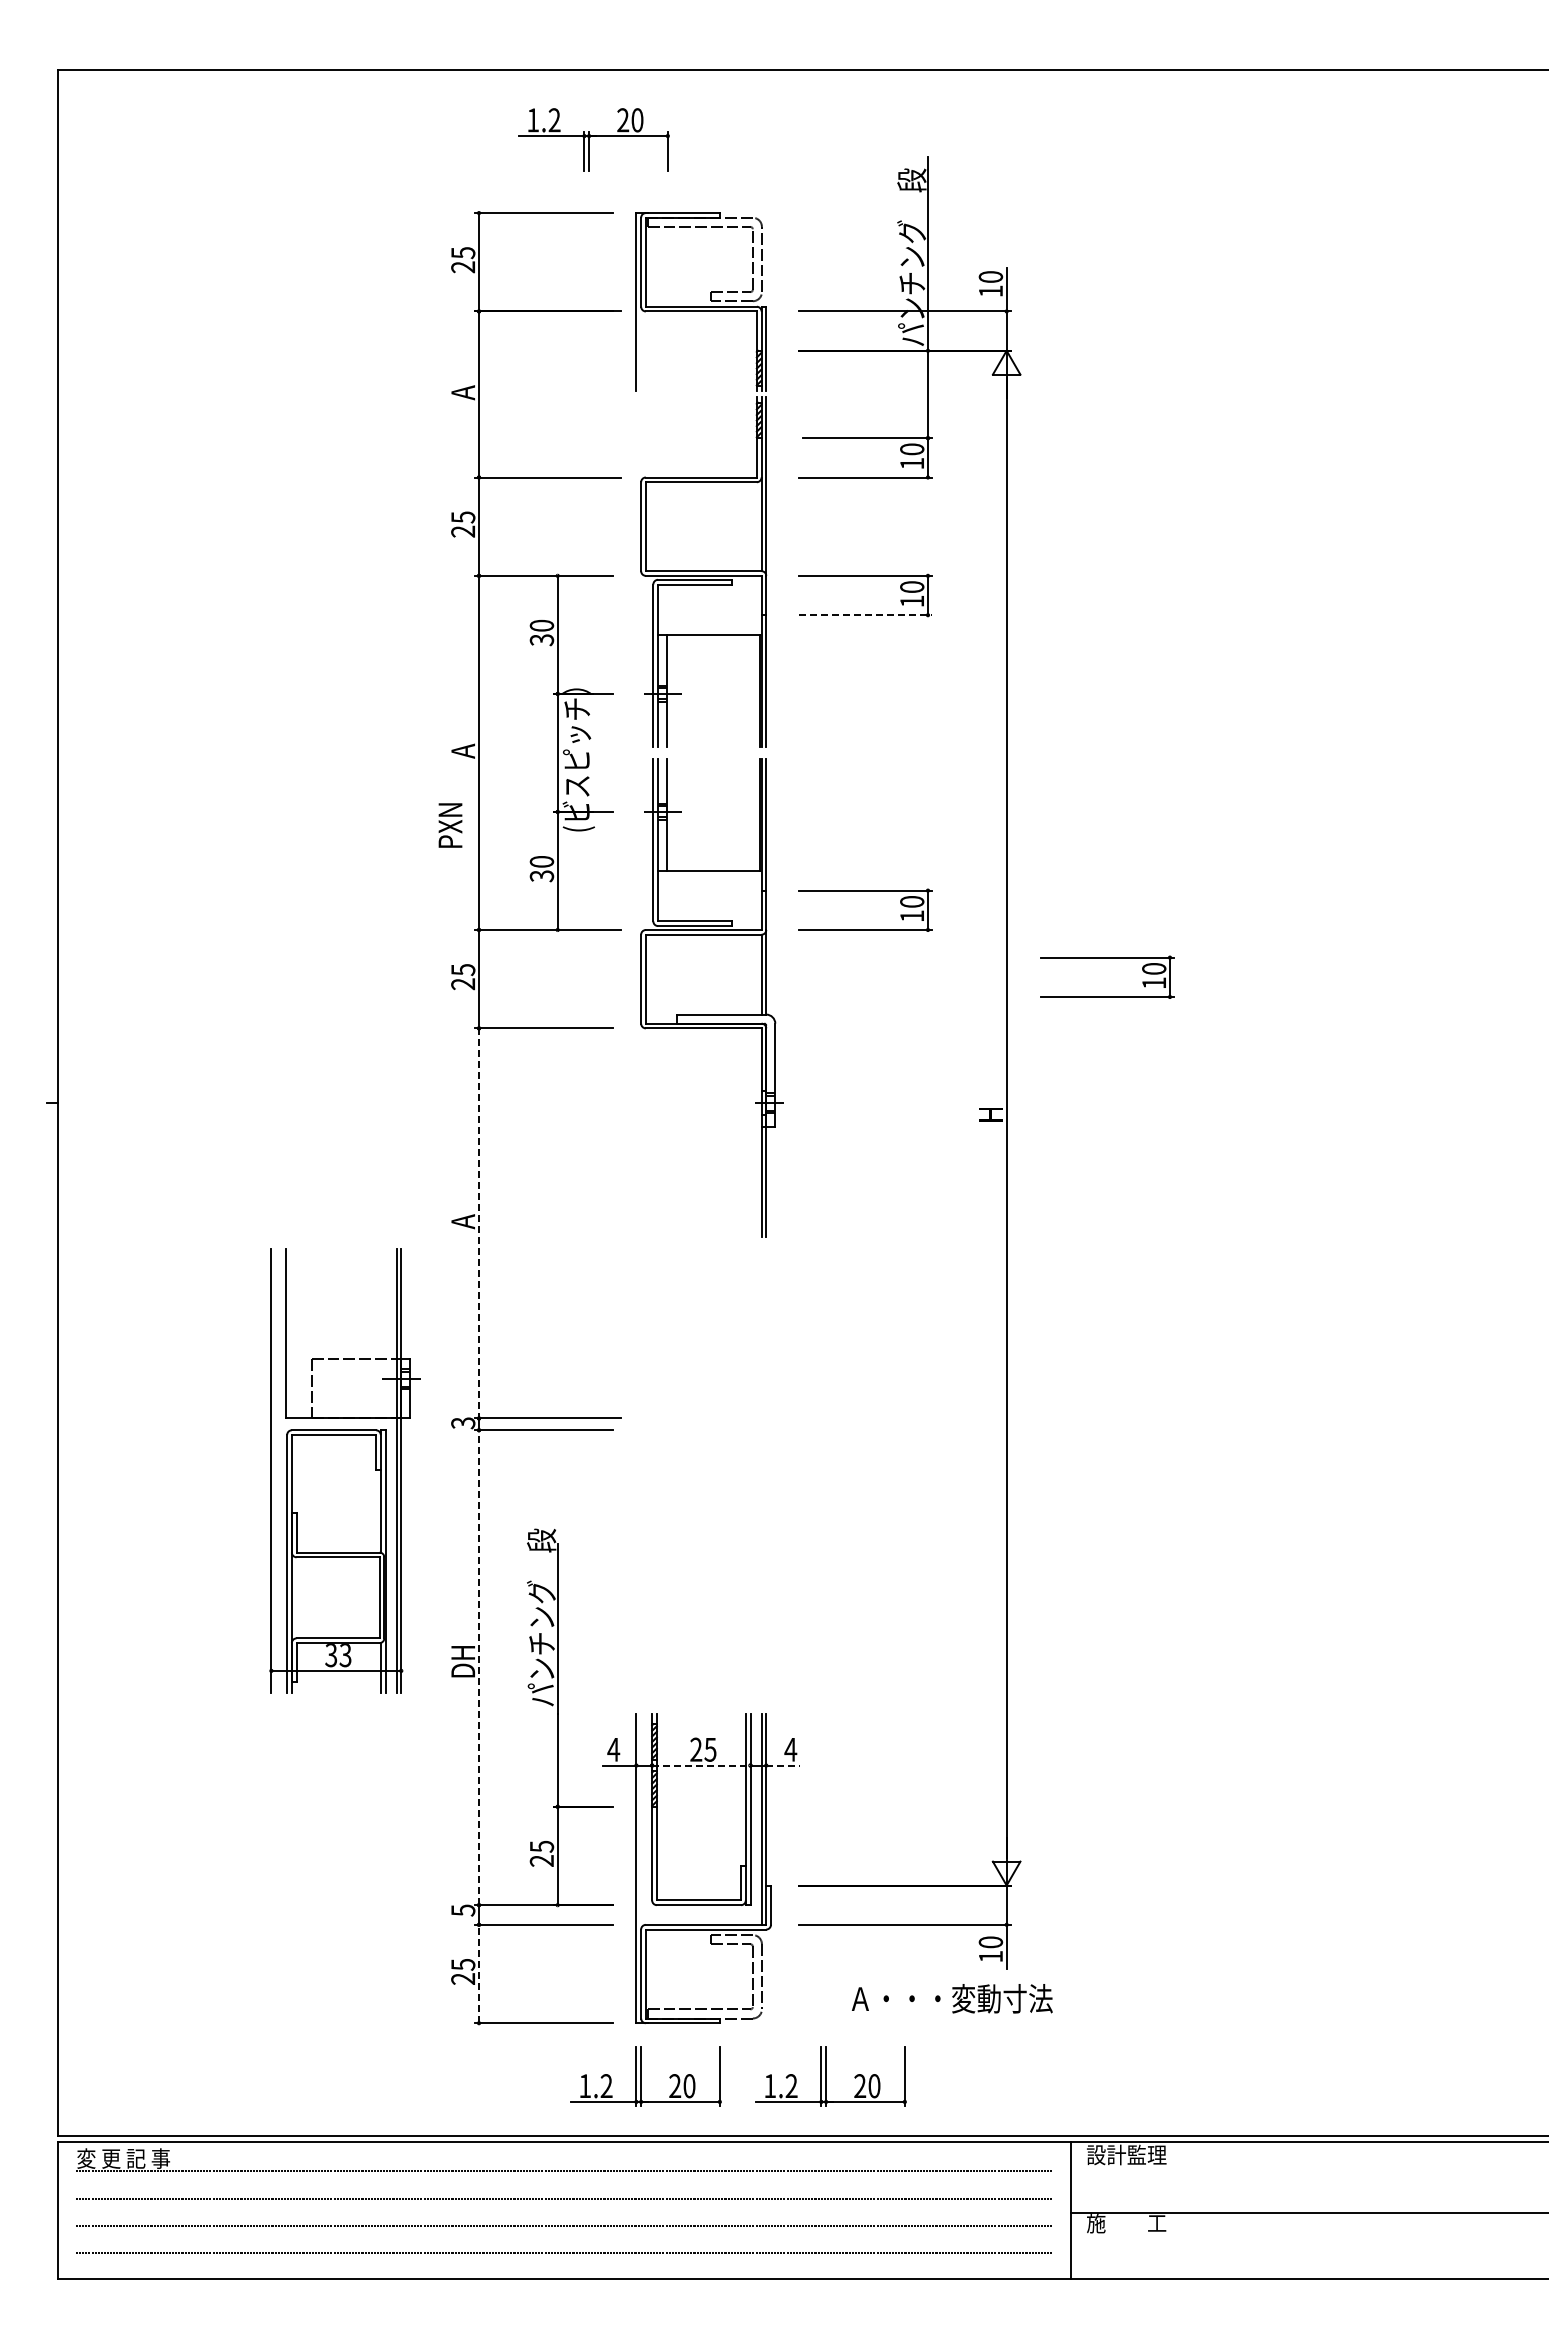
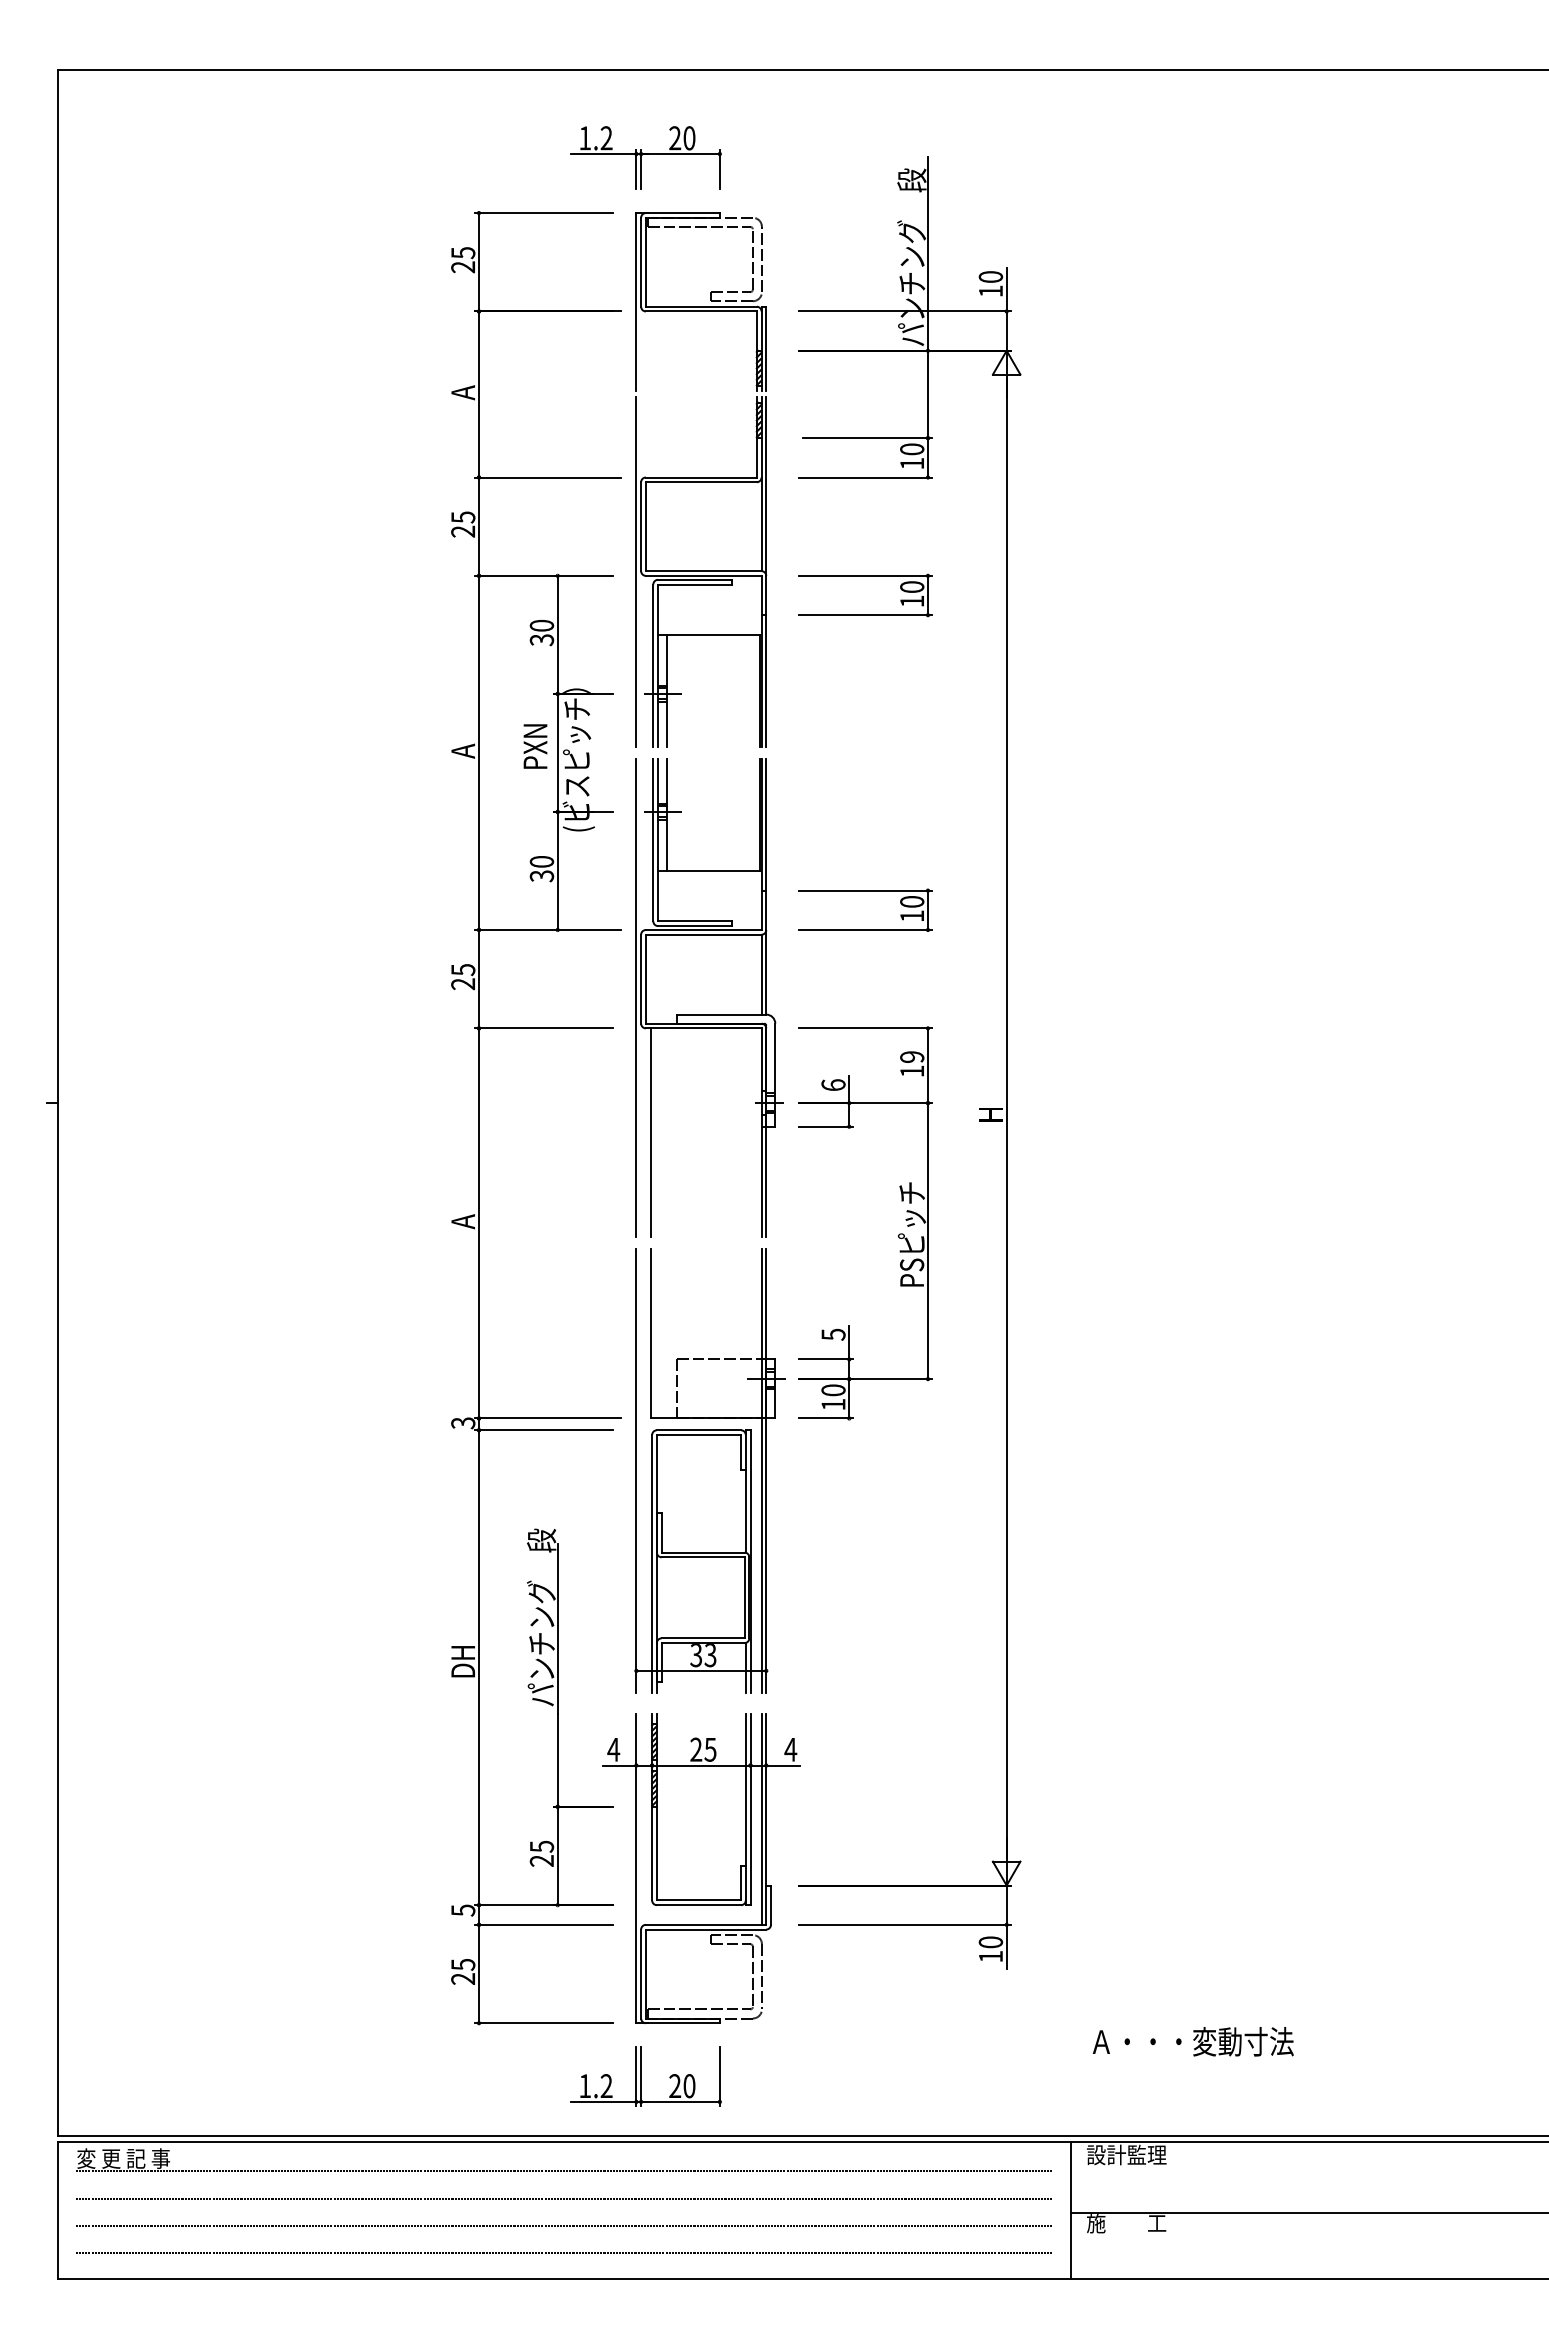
part position: (593, 139) -> (645, 157) (645, 157)
line: none -> present (636, 571)
line: dashed -> solid (865, 615)
text position: (450, 825) -> (535, 746) (535, 746)
part: present -> none (1107, 958)
line: none -> present (636, 997)
line: none -> present (650, 1132)
line: dashed -> solid (479, 1223)
part: none -> present (898, 1234)
part position: (344, 1470) -> (709, 1470) (709, 1470)
line: dashed -> solid (479, 1667)
line: dashed -> solid (701, 1765)
line: dashed -> solid (783, 1765)
line: dashed -> solid (479, 1973)
text position: (952, 1998) -> (1193, 2041) (1193, 2041)
part: present -> none (830, 2076)
